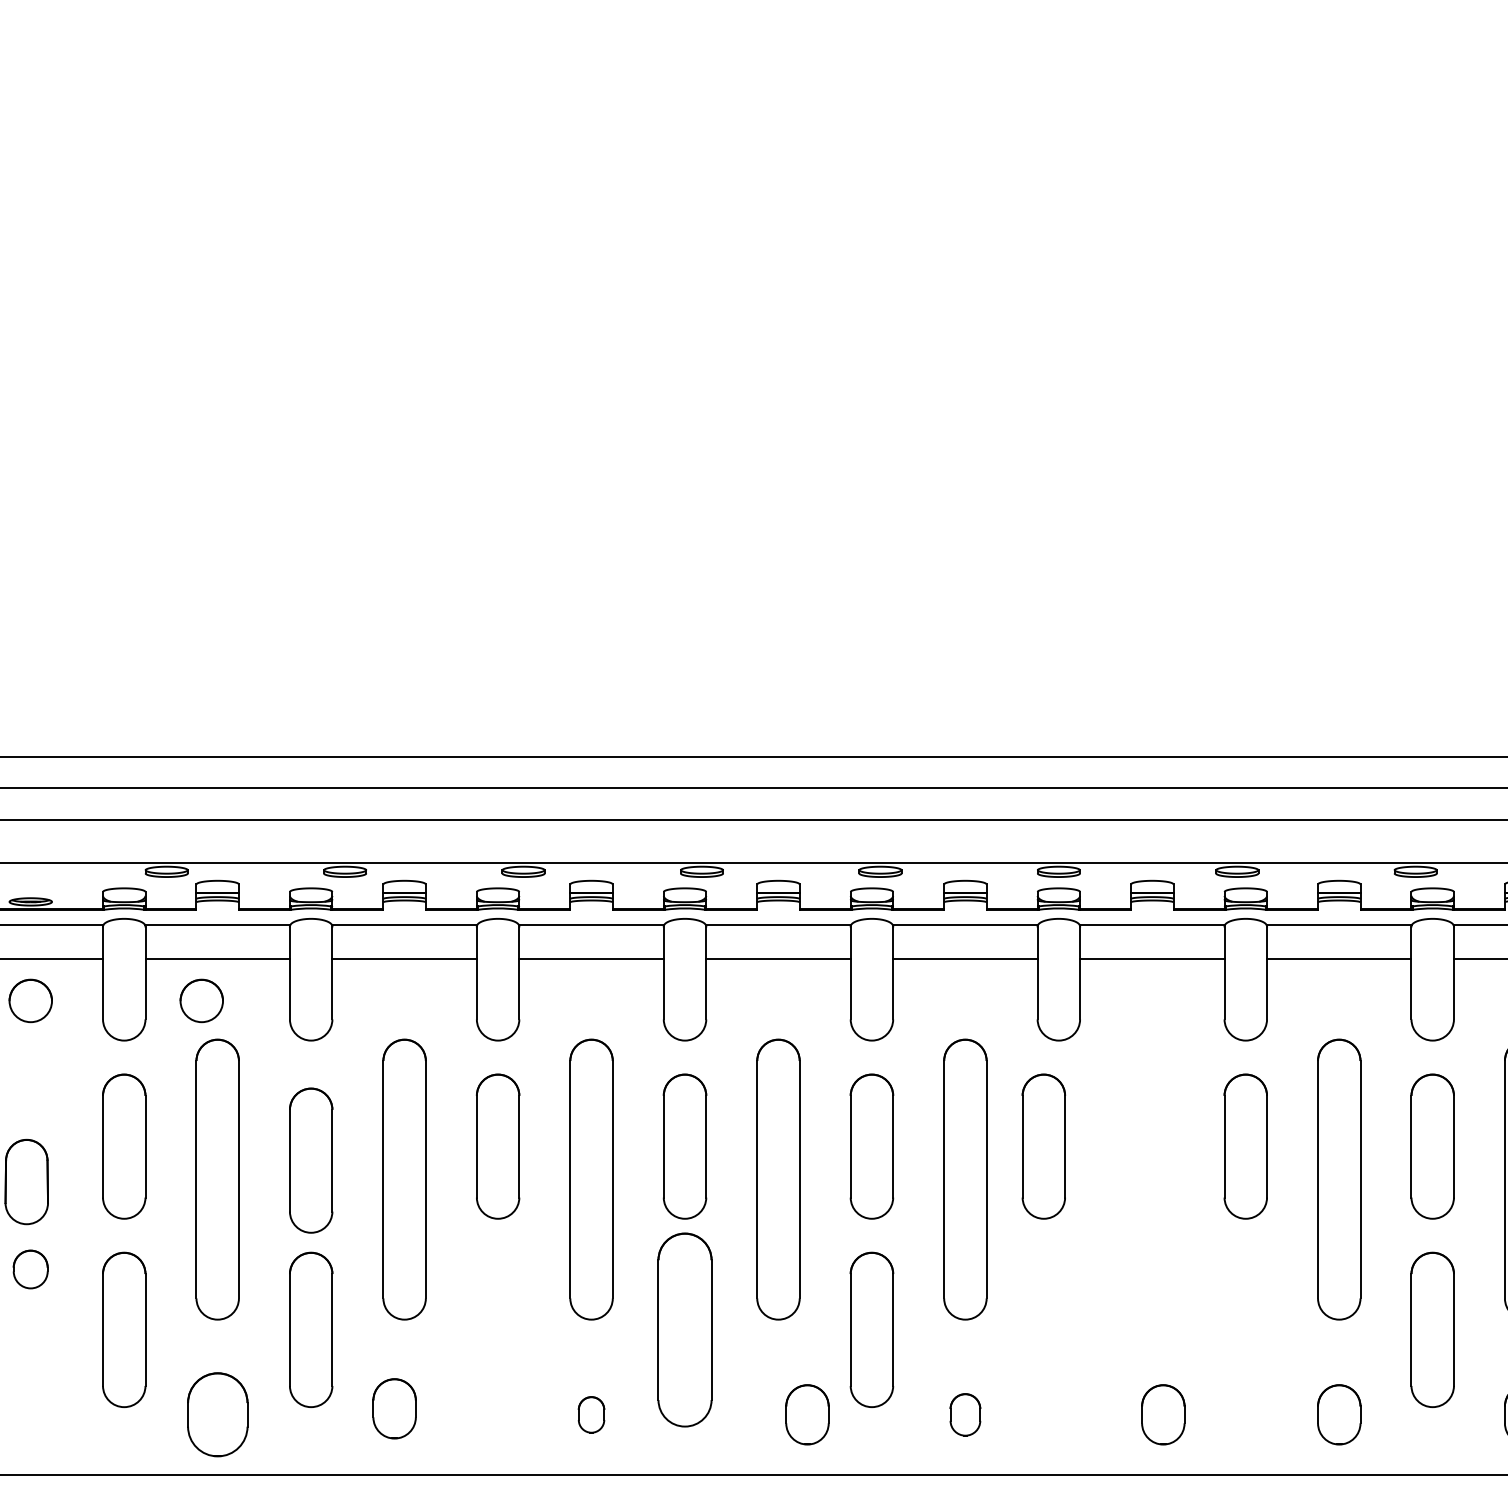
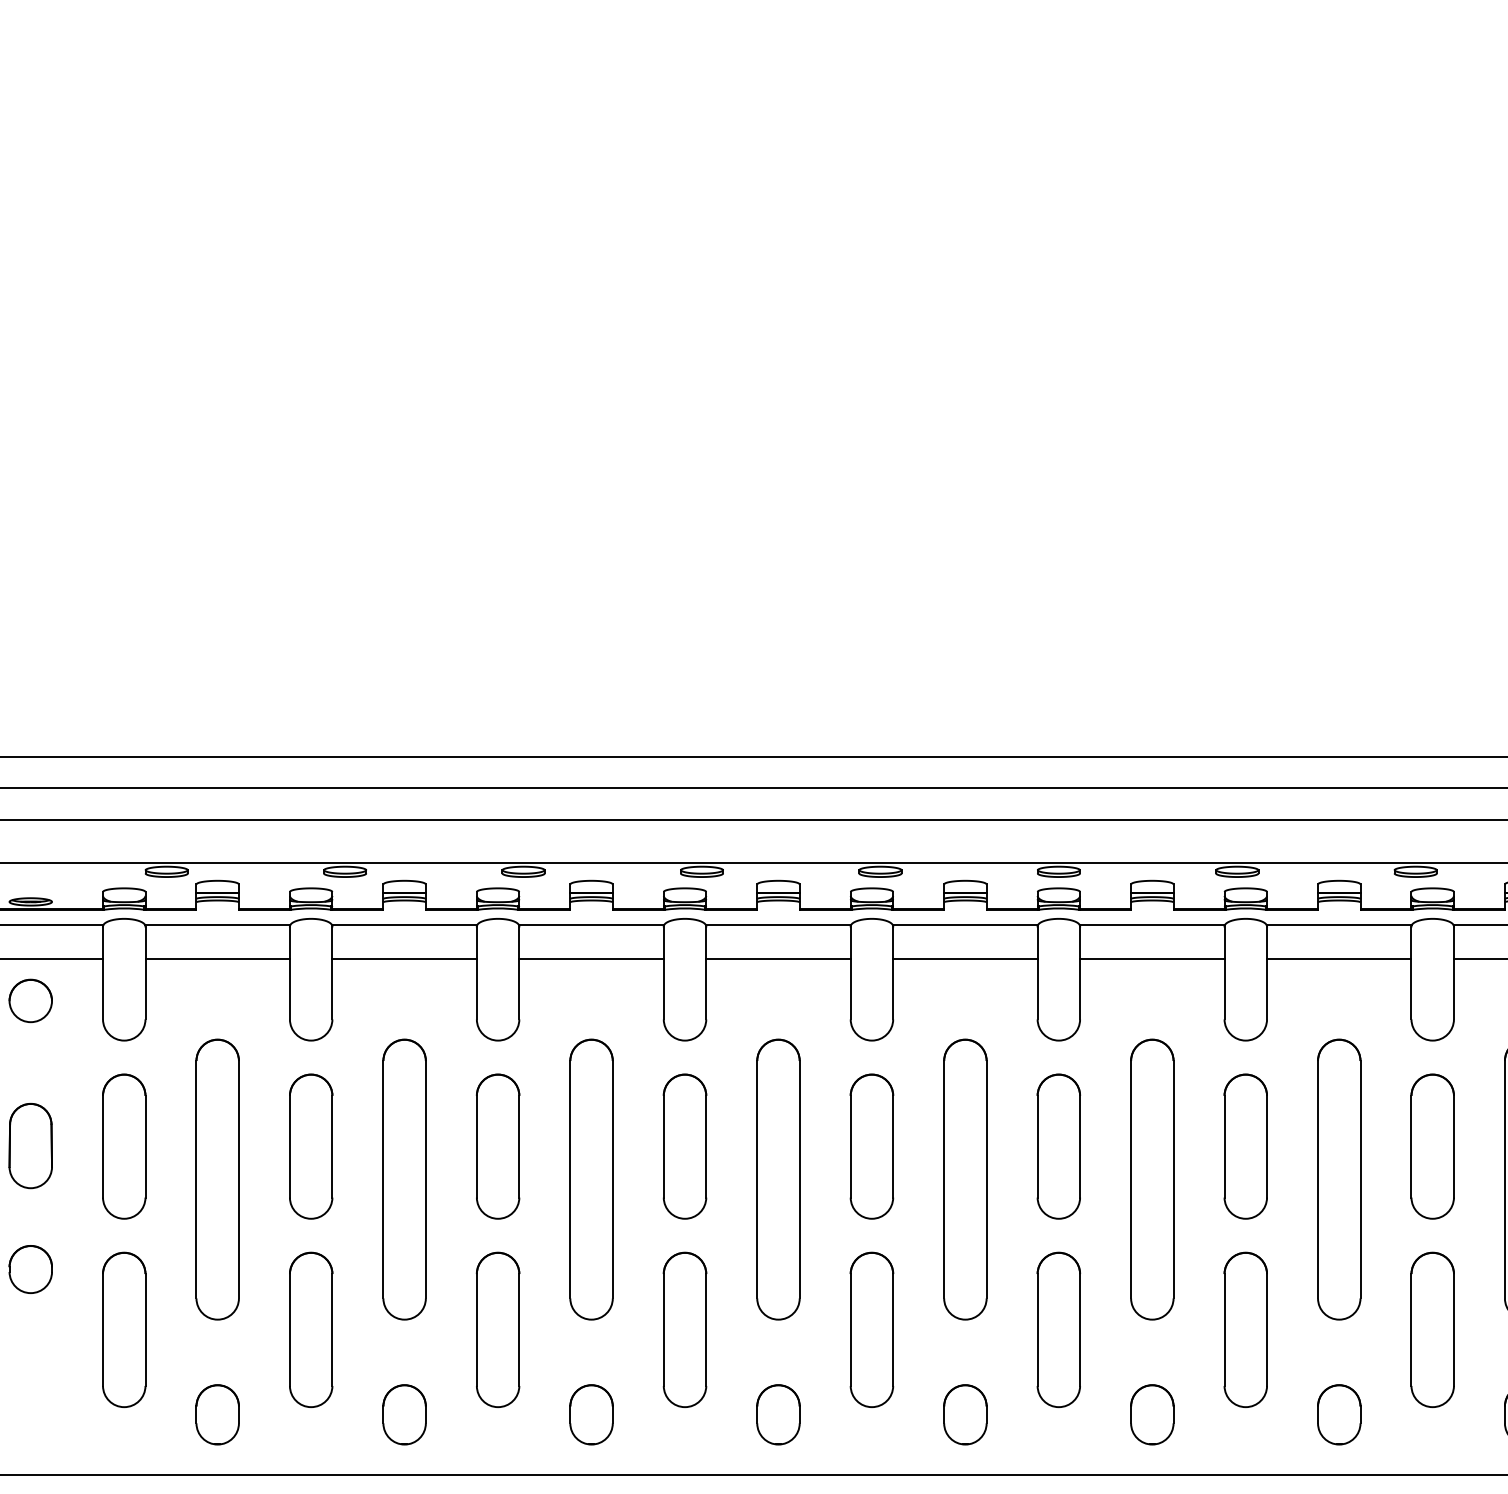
part: present -> none (201, 1000)
part position: (1043, 1146) -> (1058, 1146) (1058, 1146)
part position: (311, 1160) -> (311, 1146) (311, 1146)
part: none -> present (1152, 1179)
part position: (26, 1182) -> (30, 1146) (30, 1146)
part size: 37x41 px -> 45x49 px (30, 1269)
part: none -> present (497, 1329)
part size: 56x196 px -> 46x157 px (684, 1329)
part: none -> present (1058, 1329)
part: none -> present (1245, 1329)
part position: (394, 1408) -> (404, 1414) (404, 1414)
part size: 62x86 px -> 45x62 px (217, 1414)
part size: 29x38 px -> 45x62 px (591, 1414)
part position: (807, 1414) -> (778, 1414) (778, 1414)
part size: 33x44 px -> 45x62 px (965, 1414)
part position: (1163, 1414) -> (1152, 1414) (1152, 1414)
